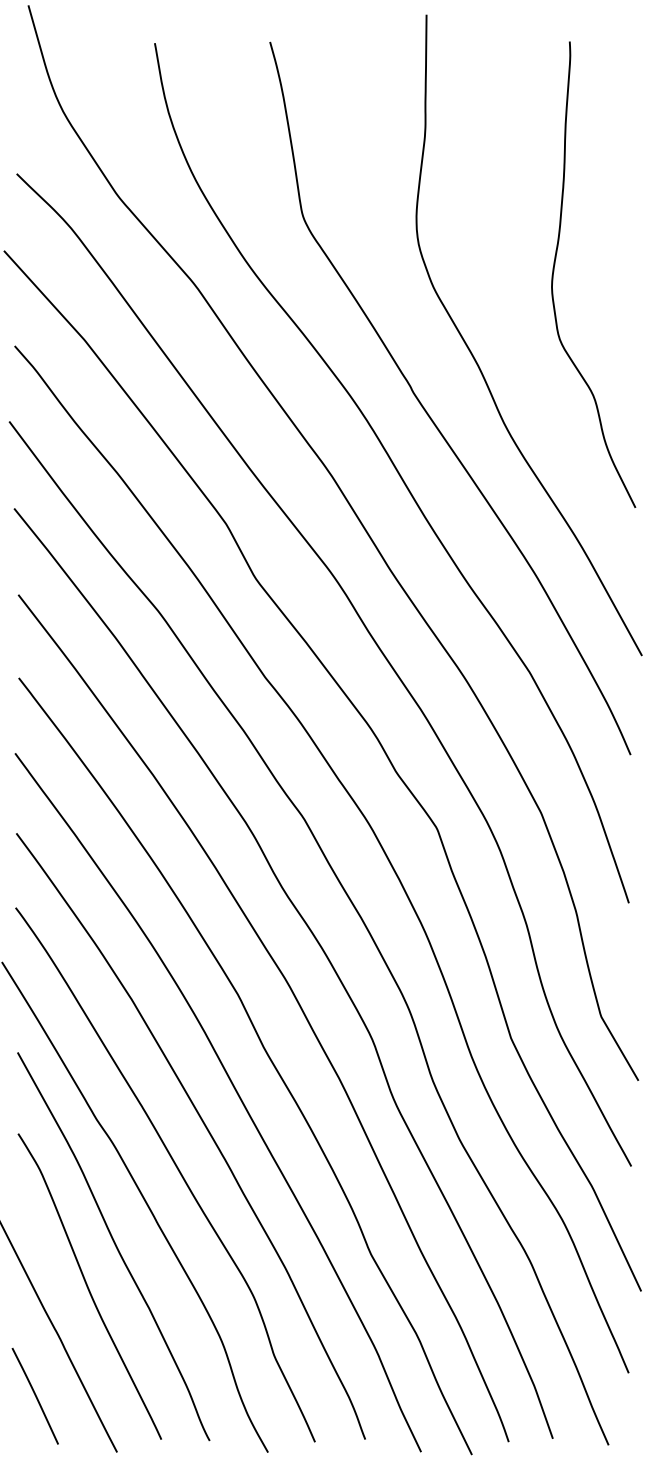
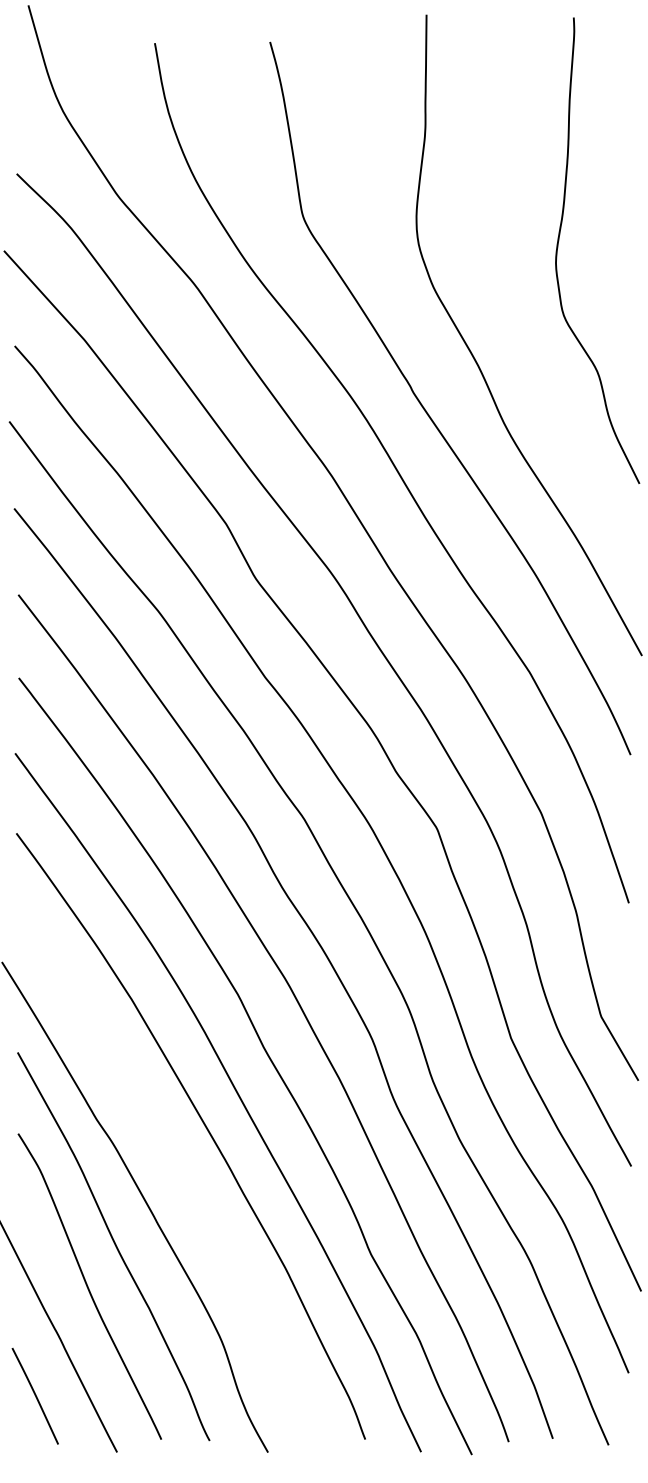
curve position: (554, 271) -> (558, 247) (558, 247)
curve: present -> none (176, 1168)
